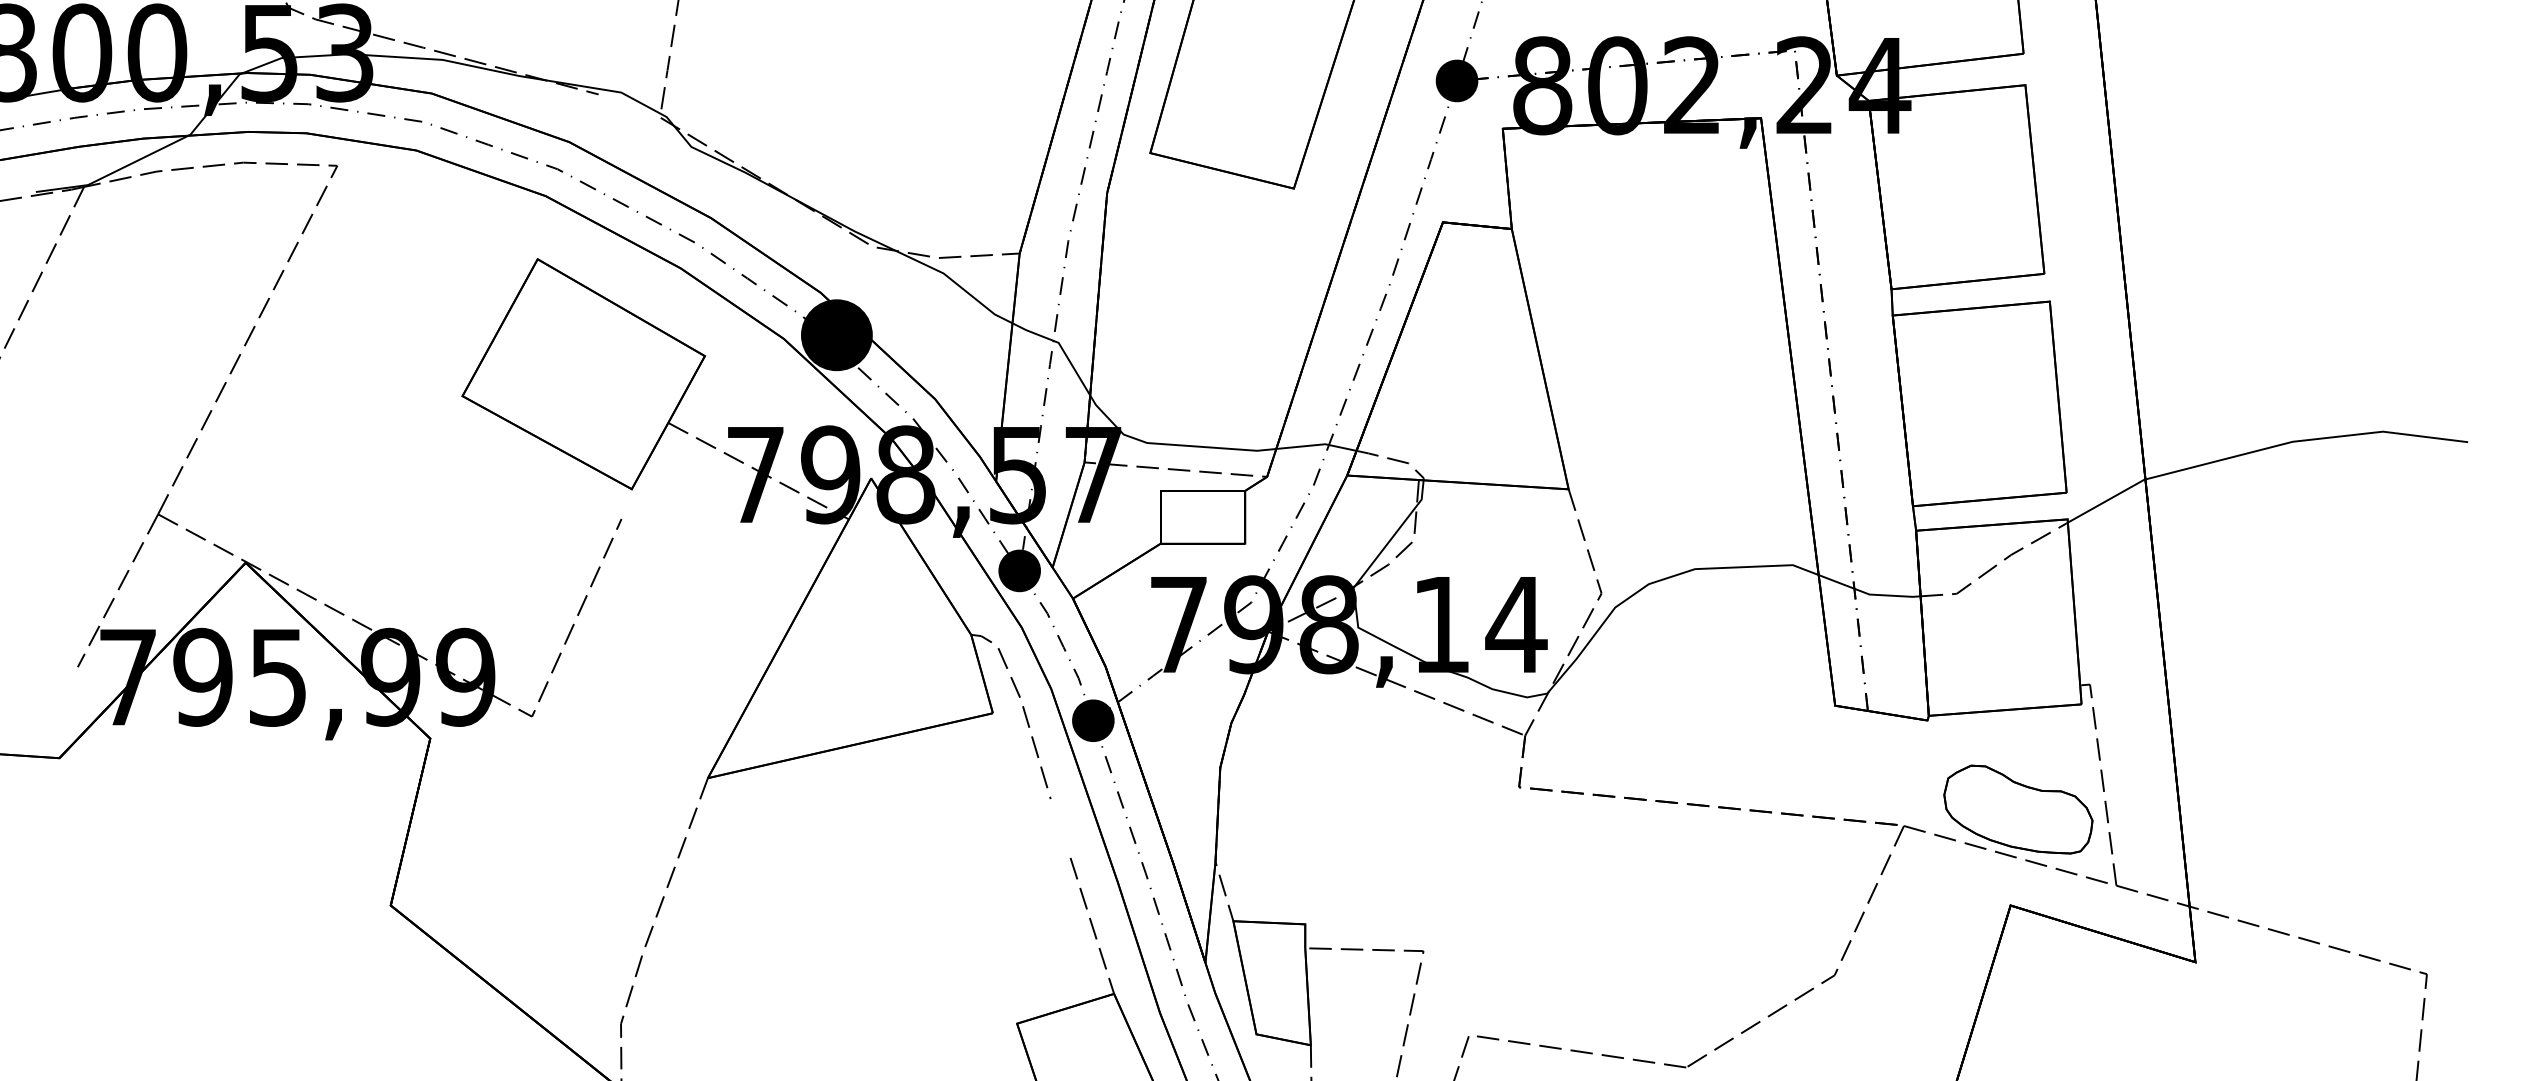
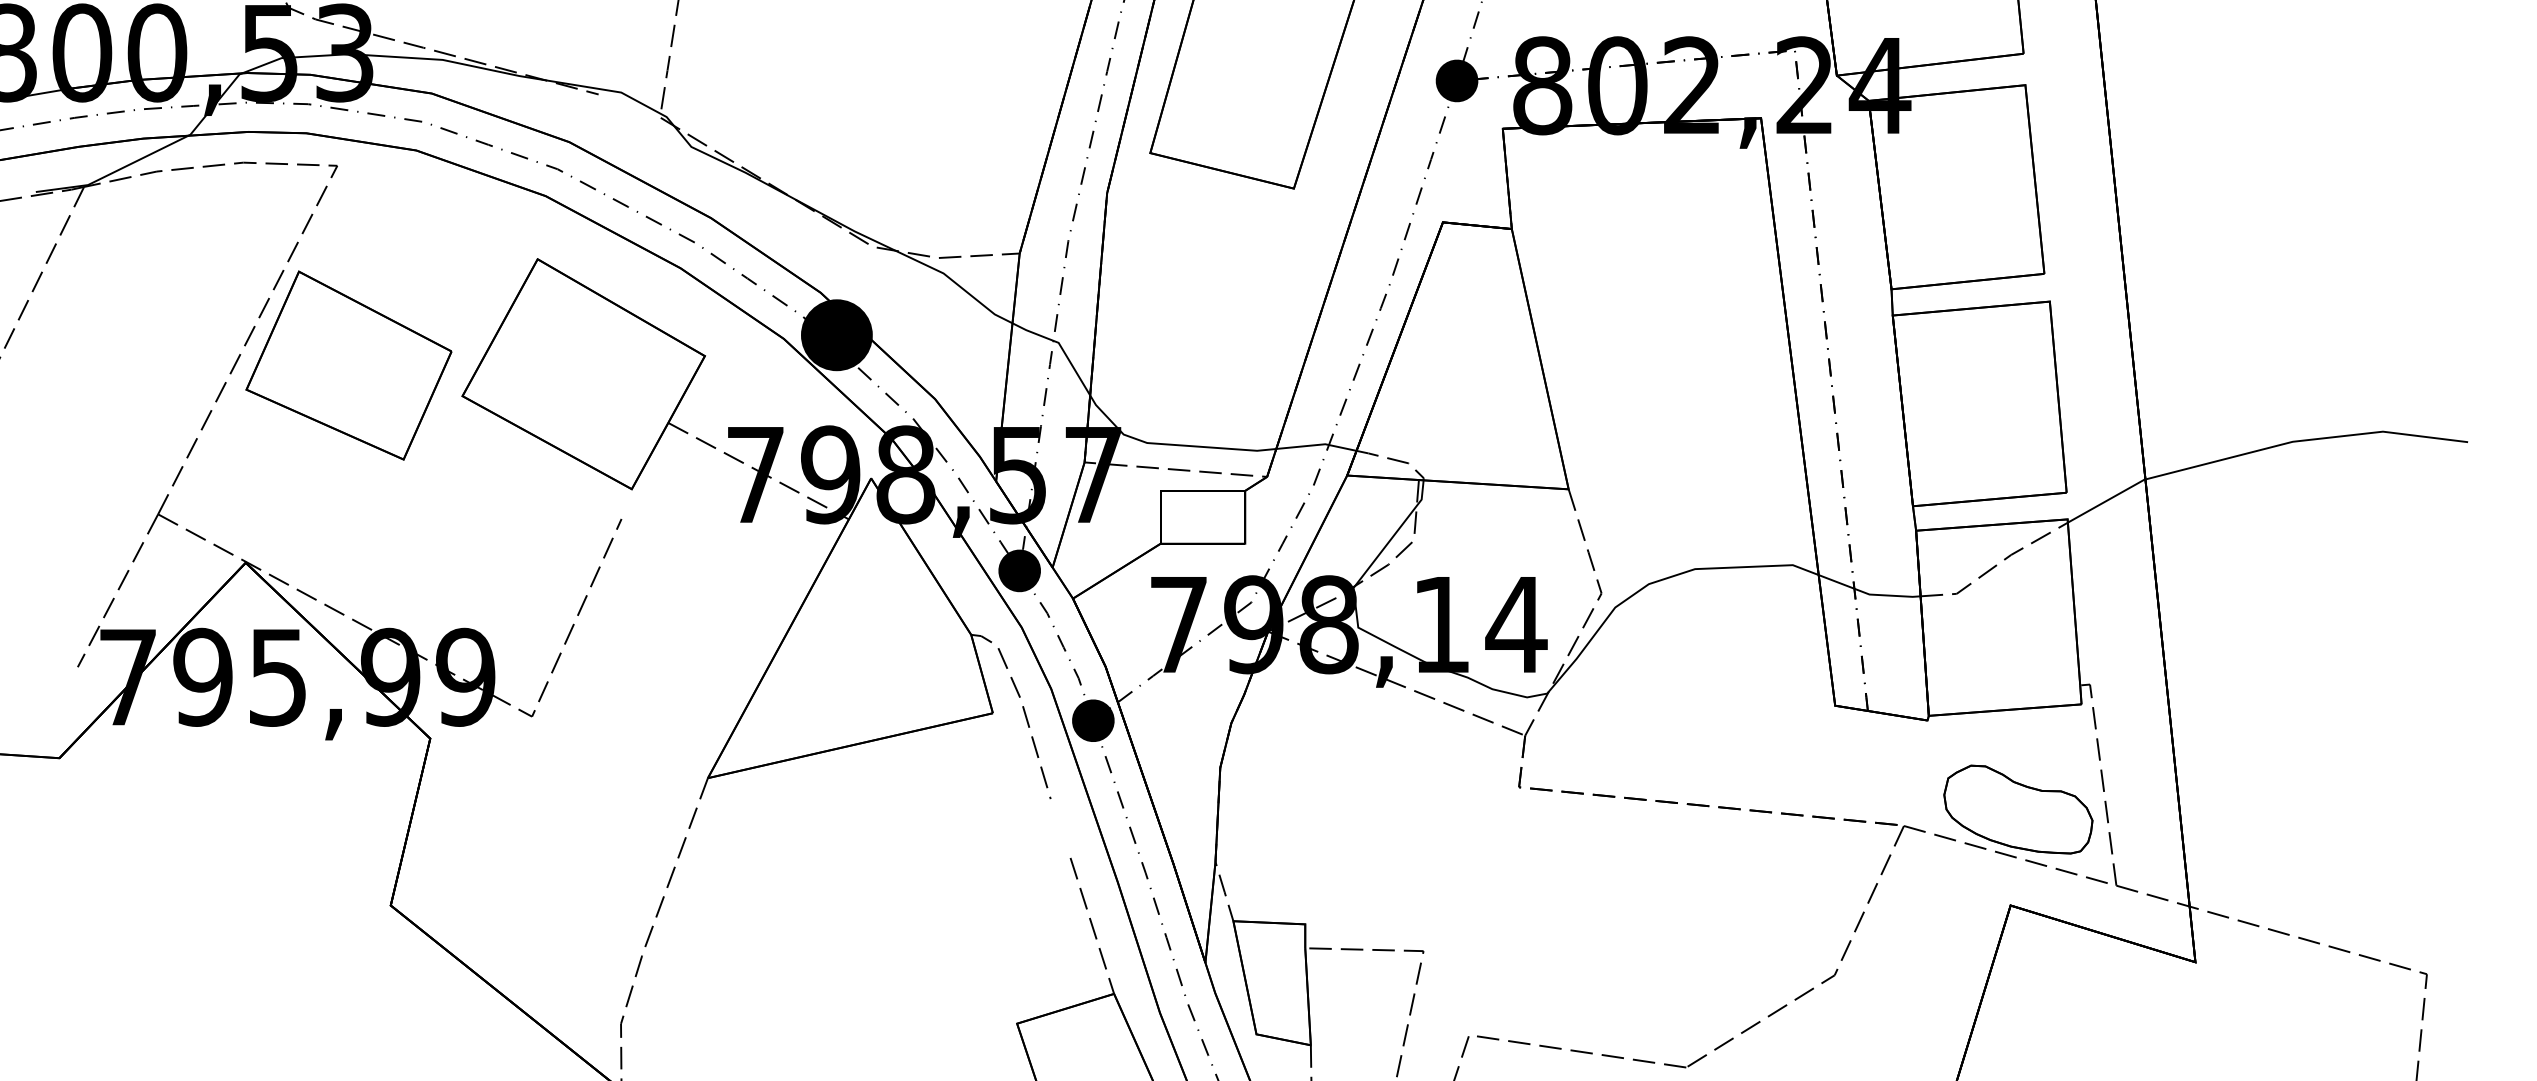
part: none -> present (348, 365)
